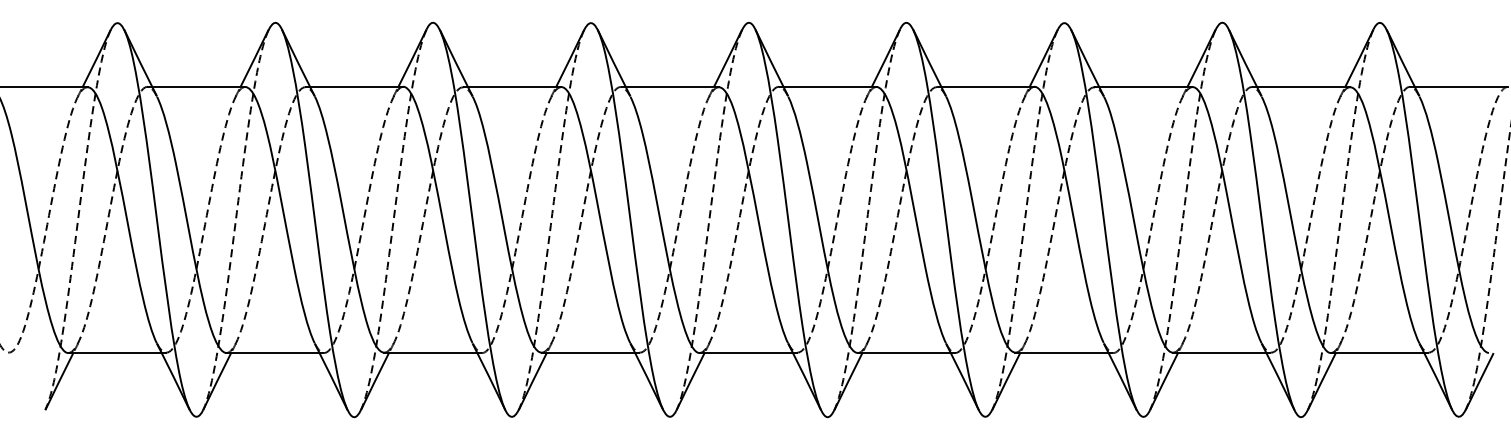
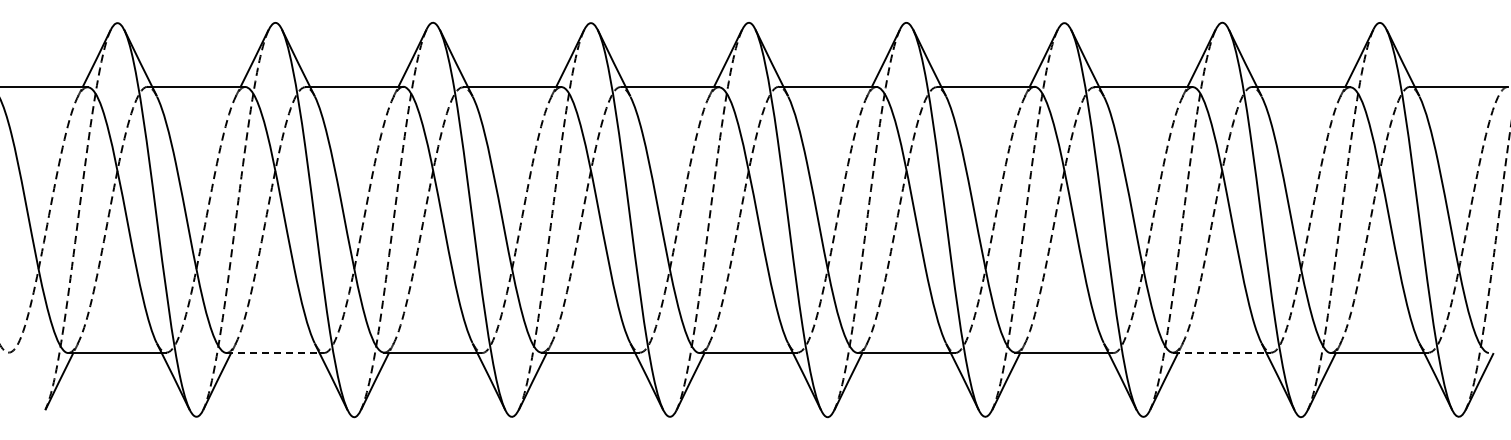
line: solid -> dashed (272, 353)
line: solid -> dashed (1219, 353)
